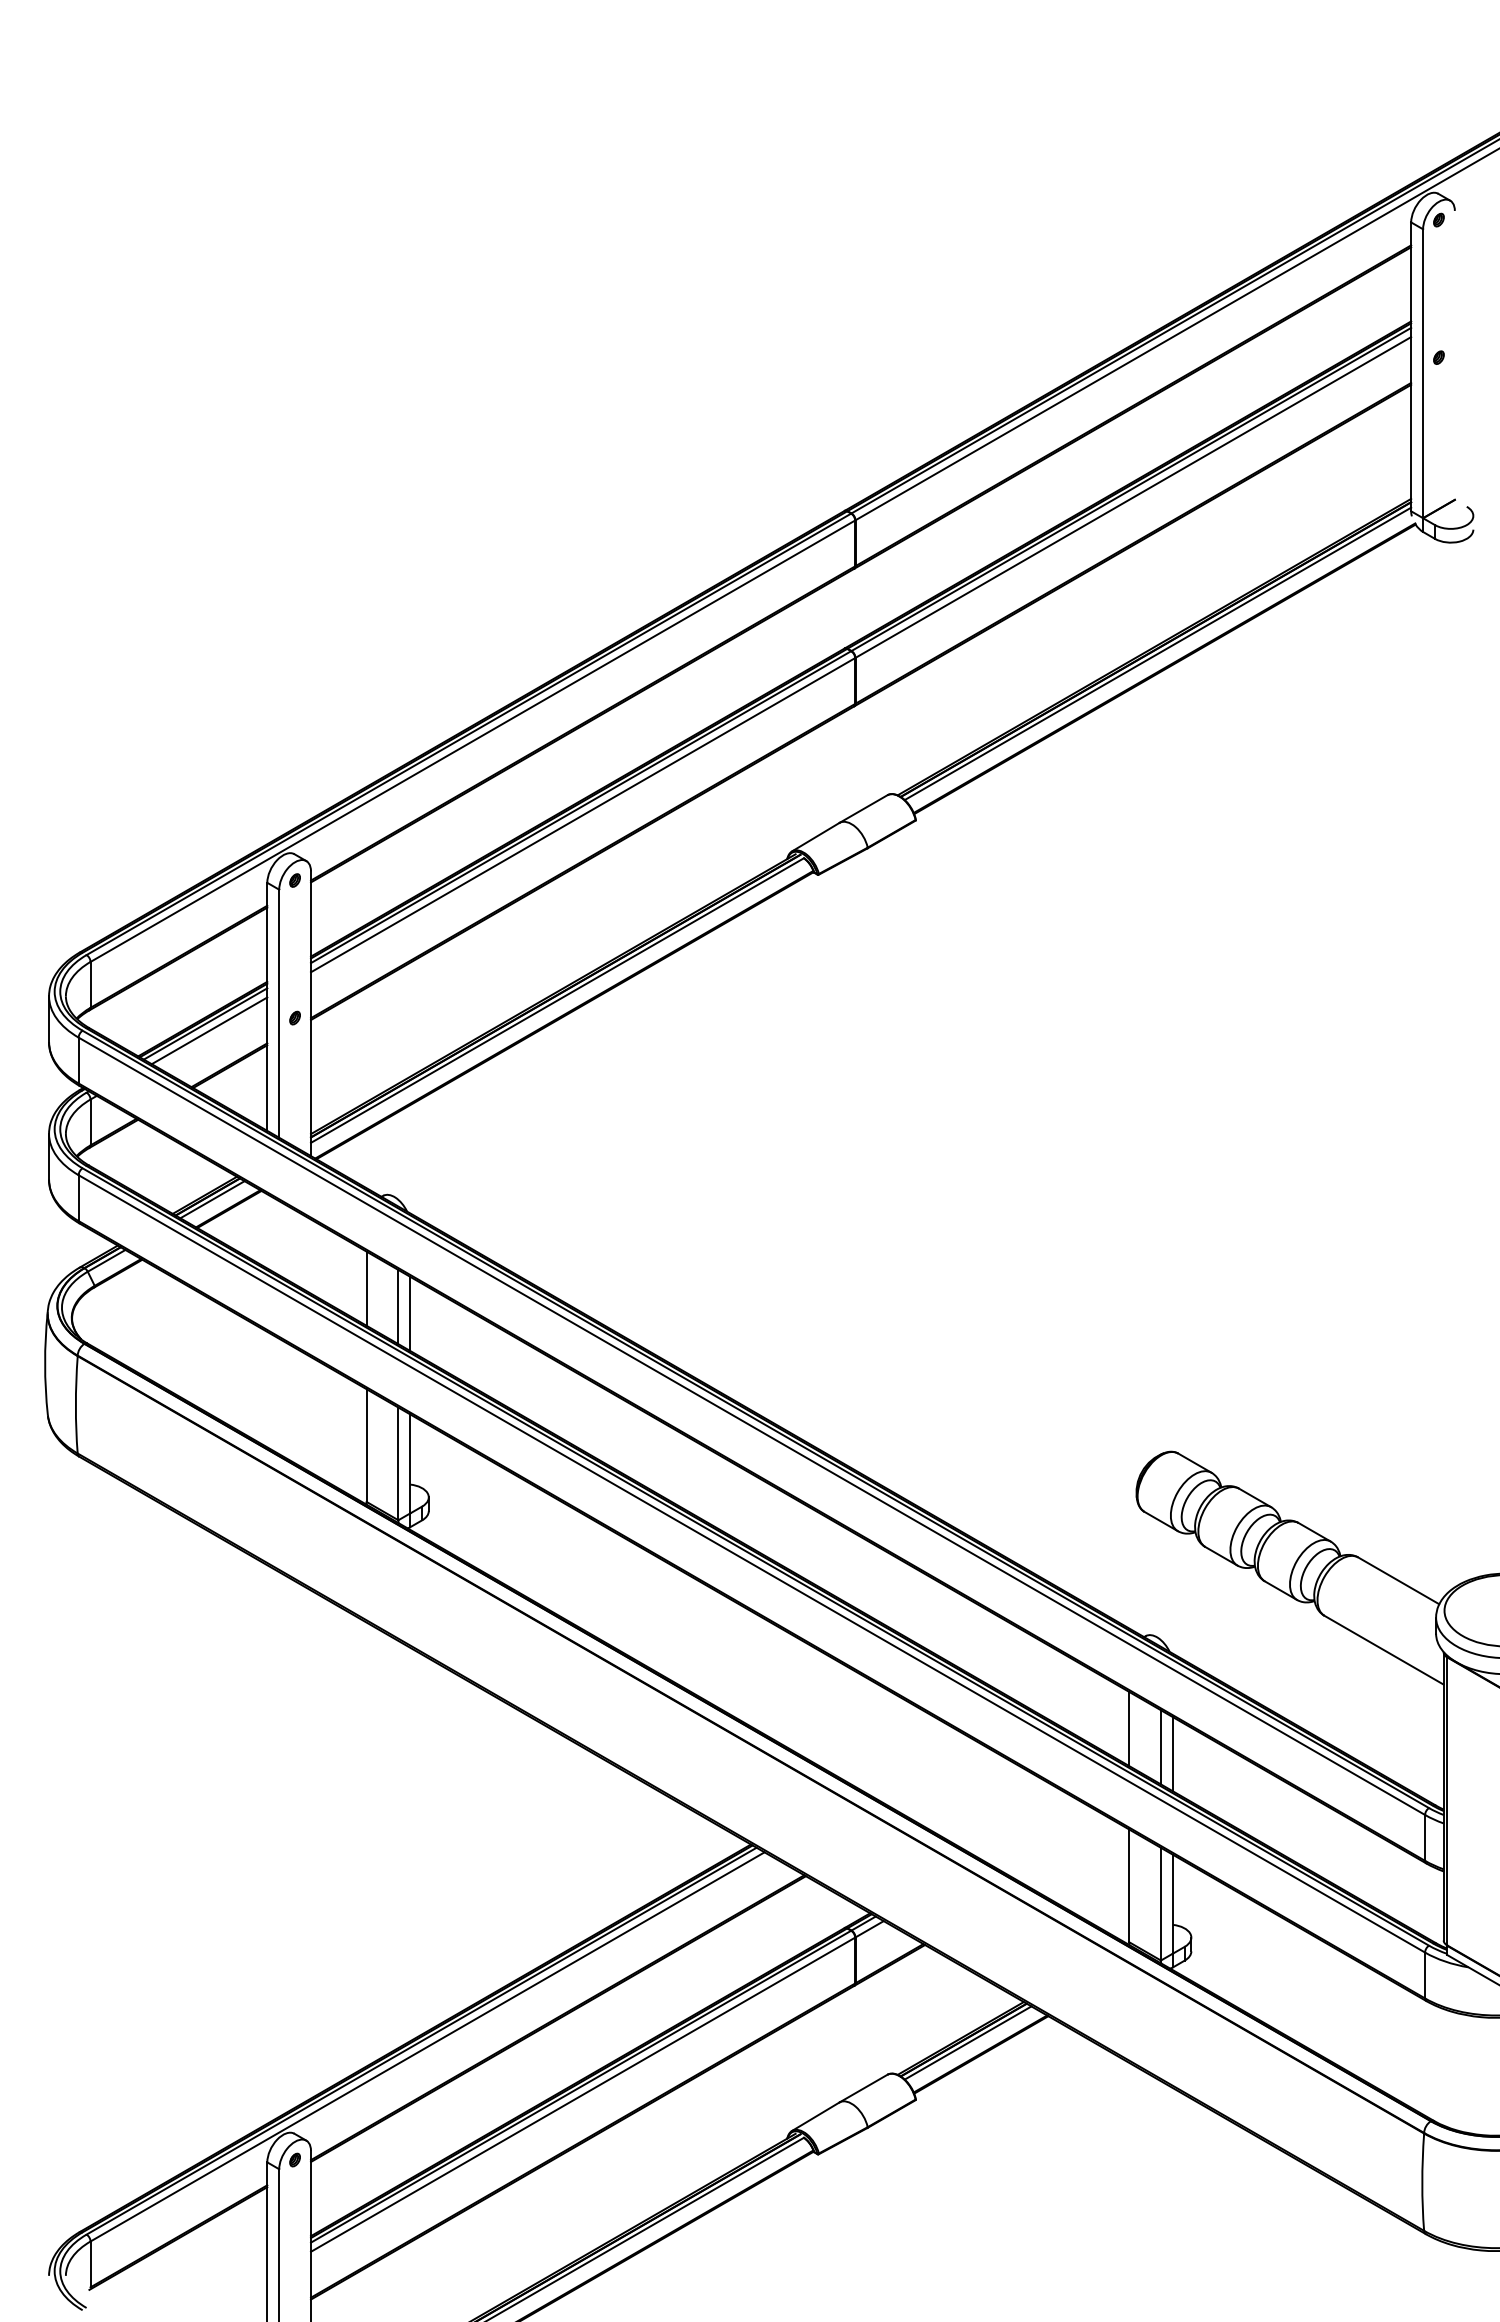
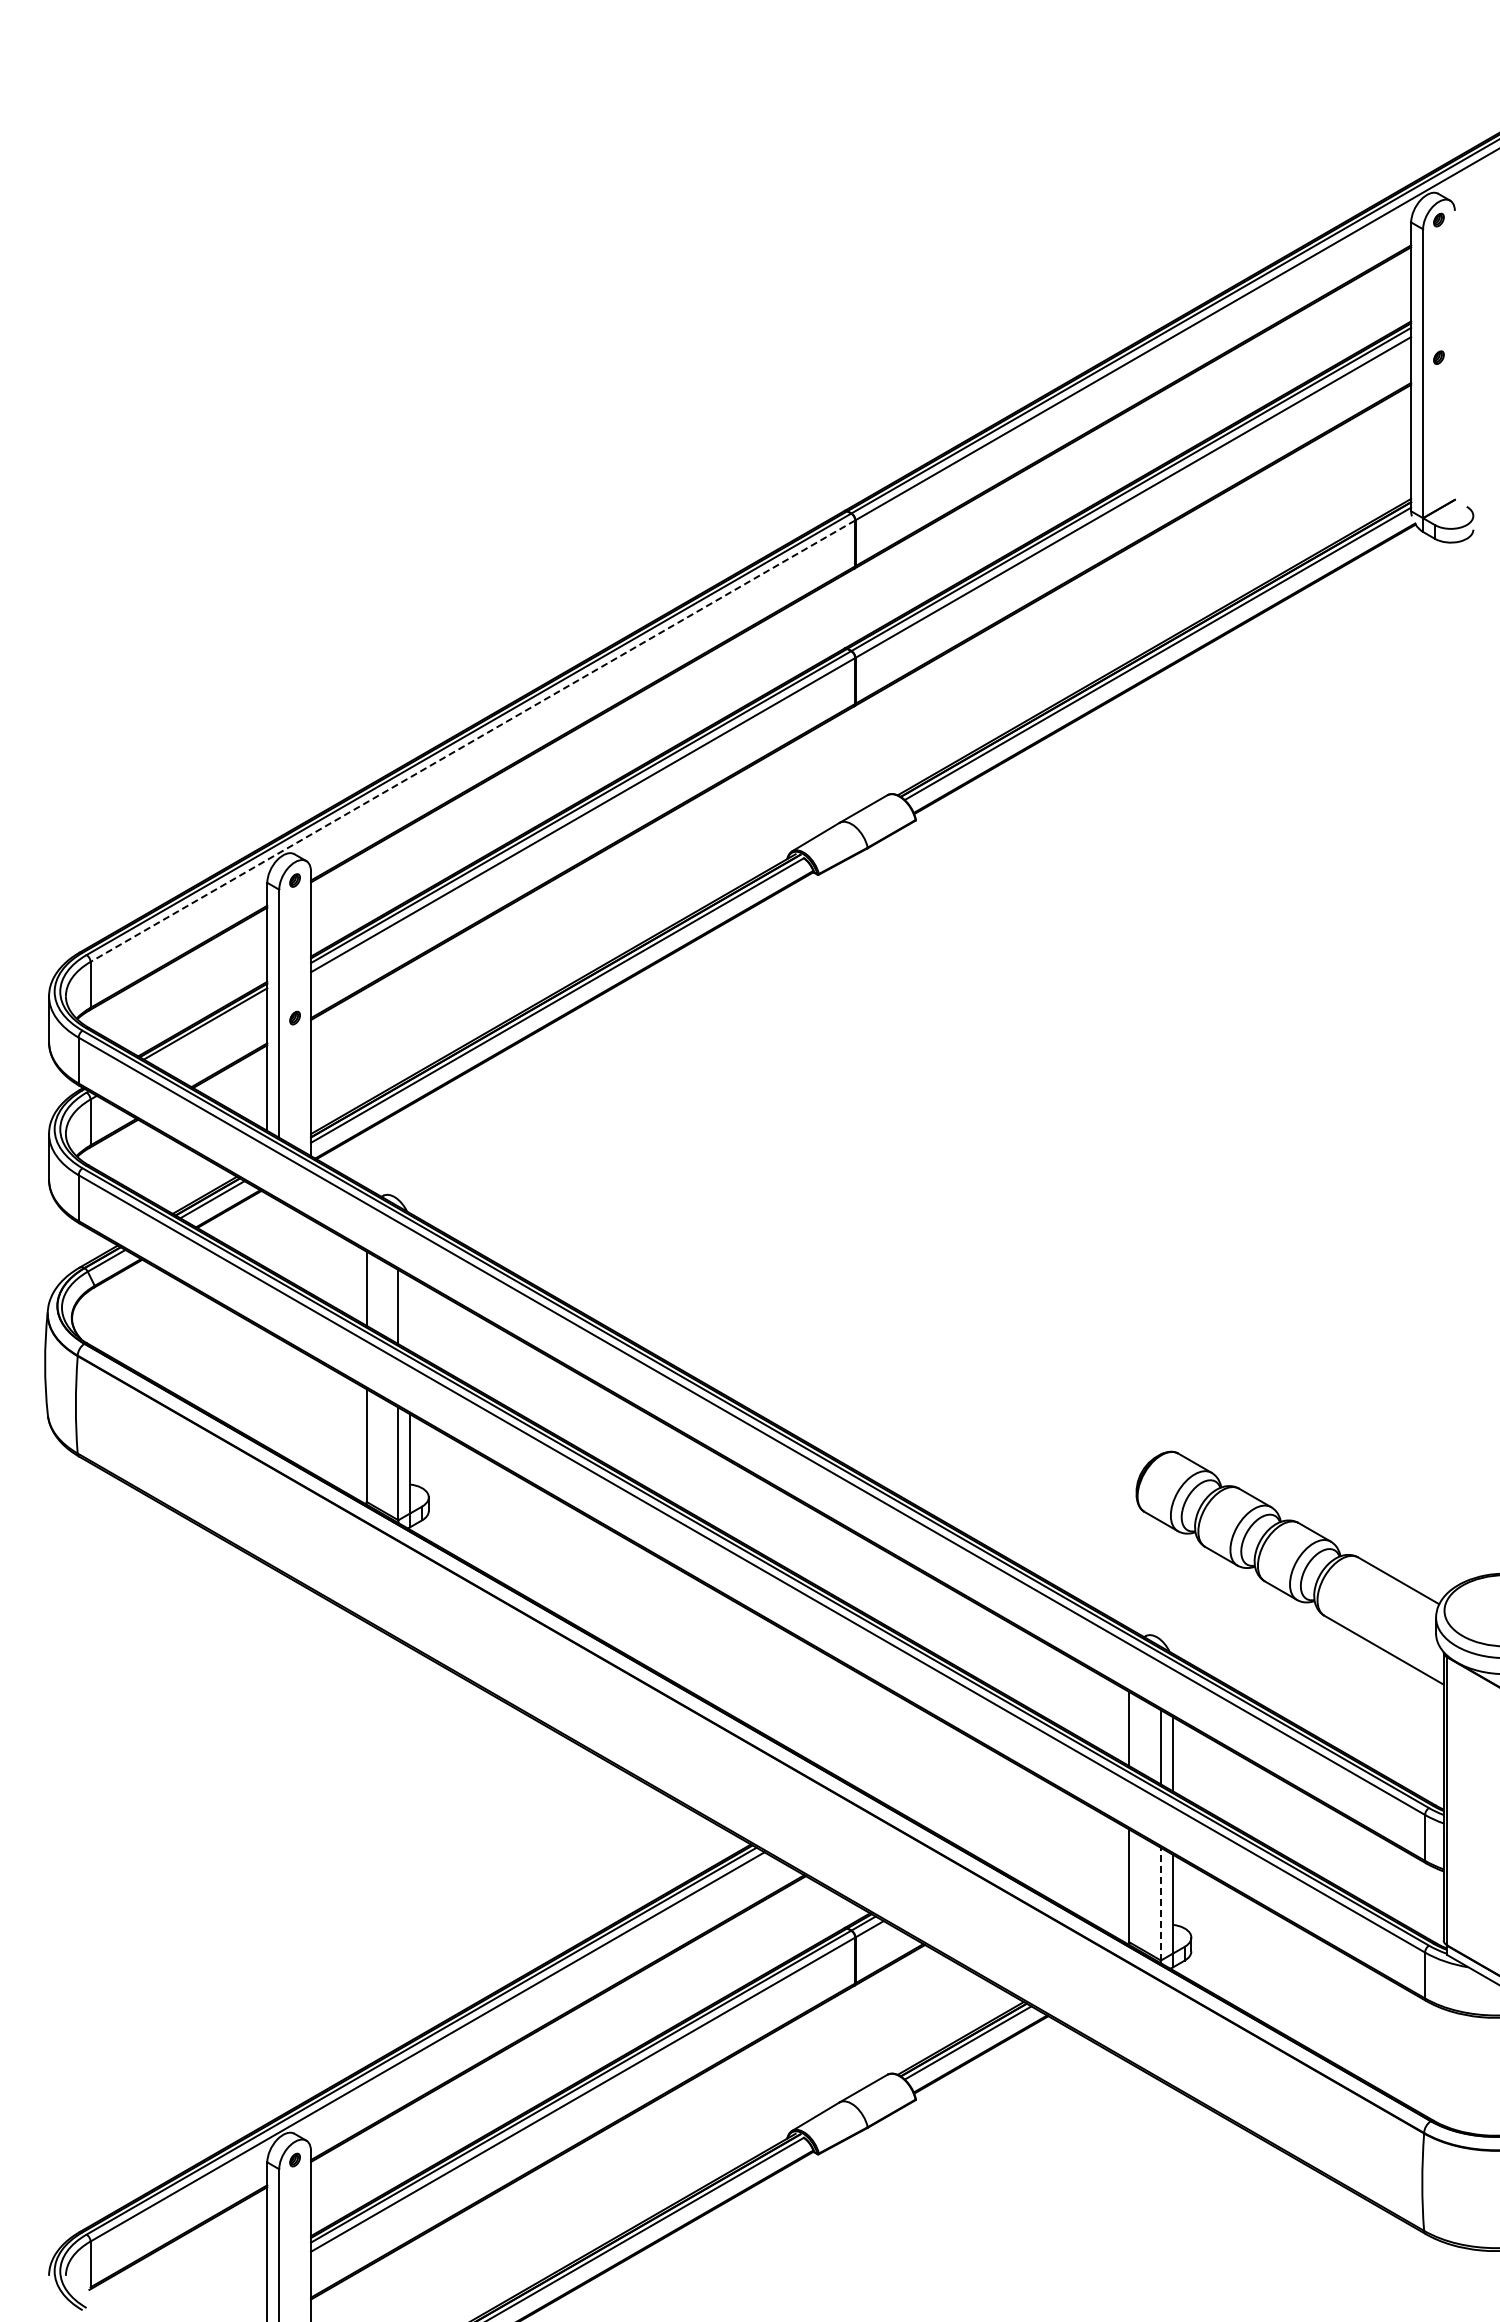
line: solid -> dashed (472, 741)
line: present -> none (209, 1030)
line: present -> none (410, 1313)
line: solid -> dashed (1160, 1903)
